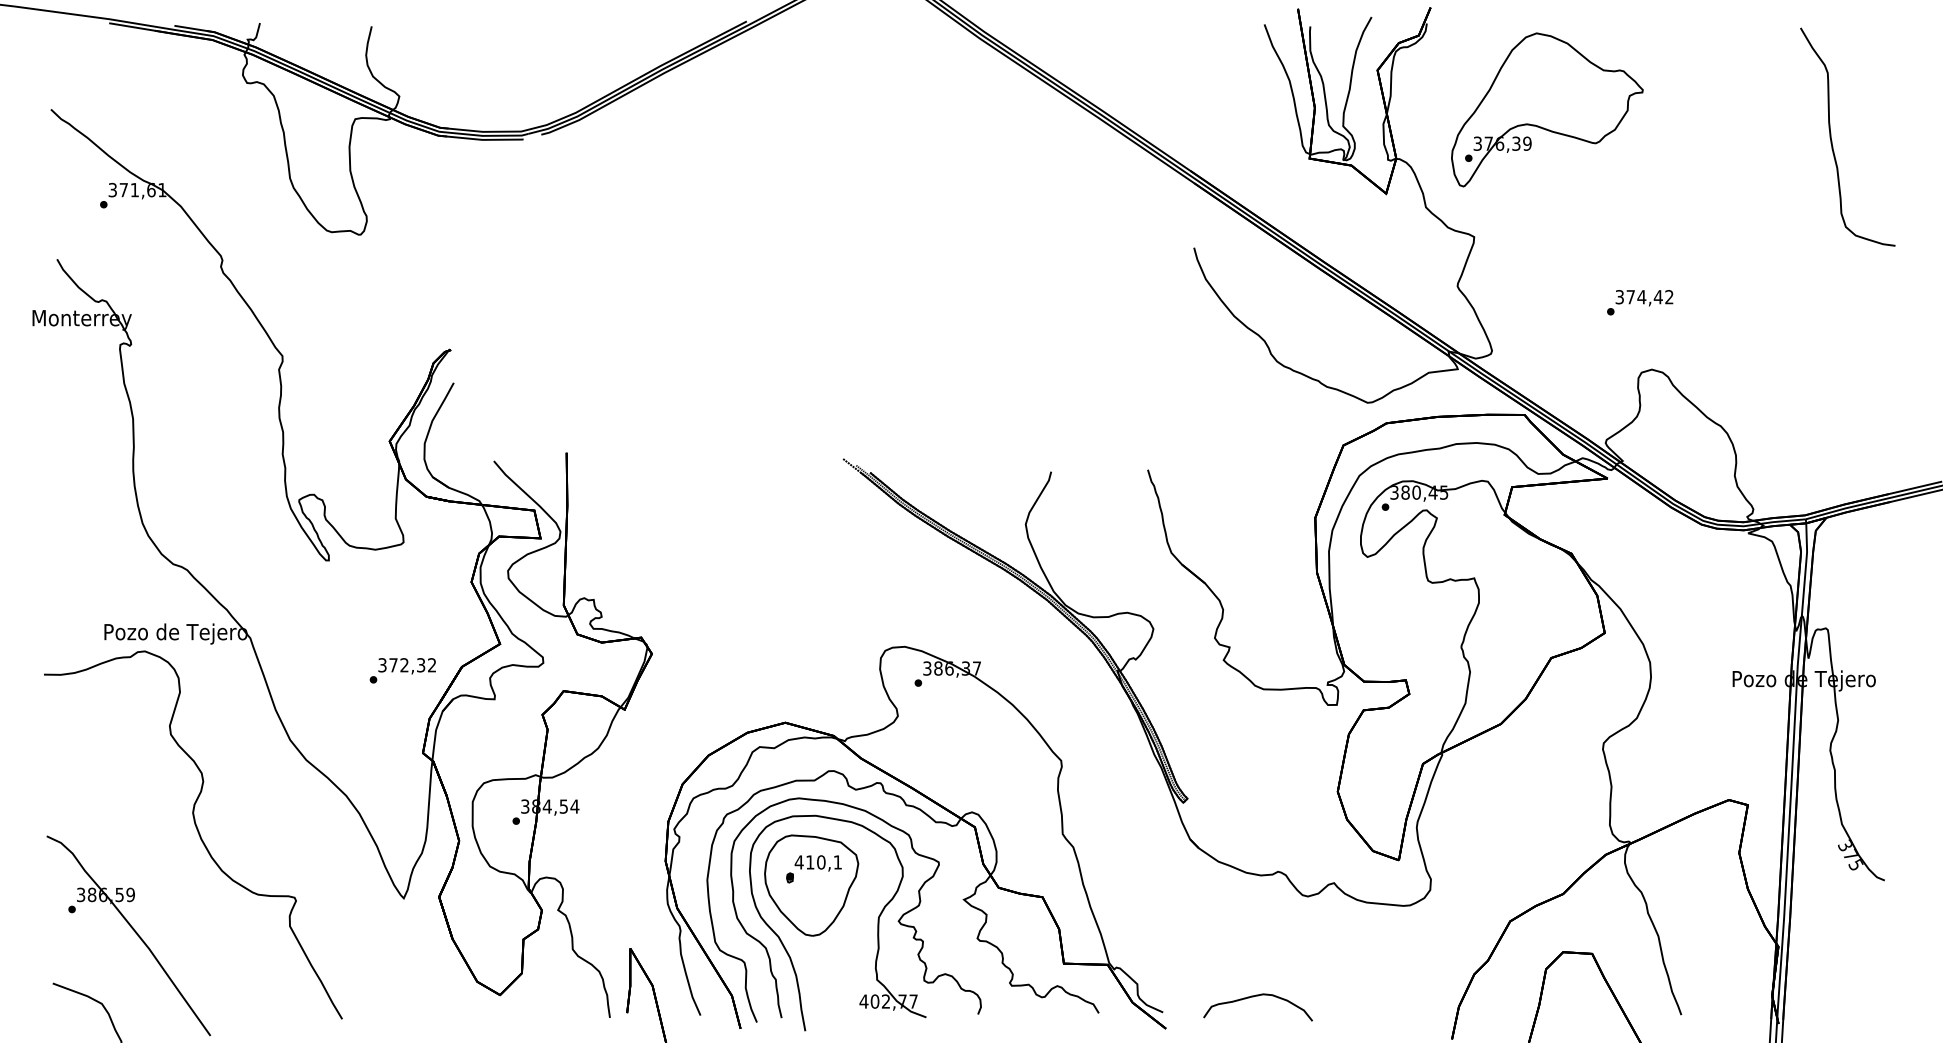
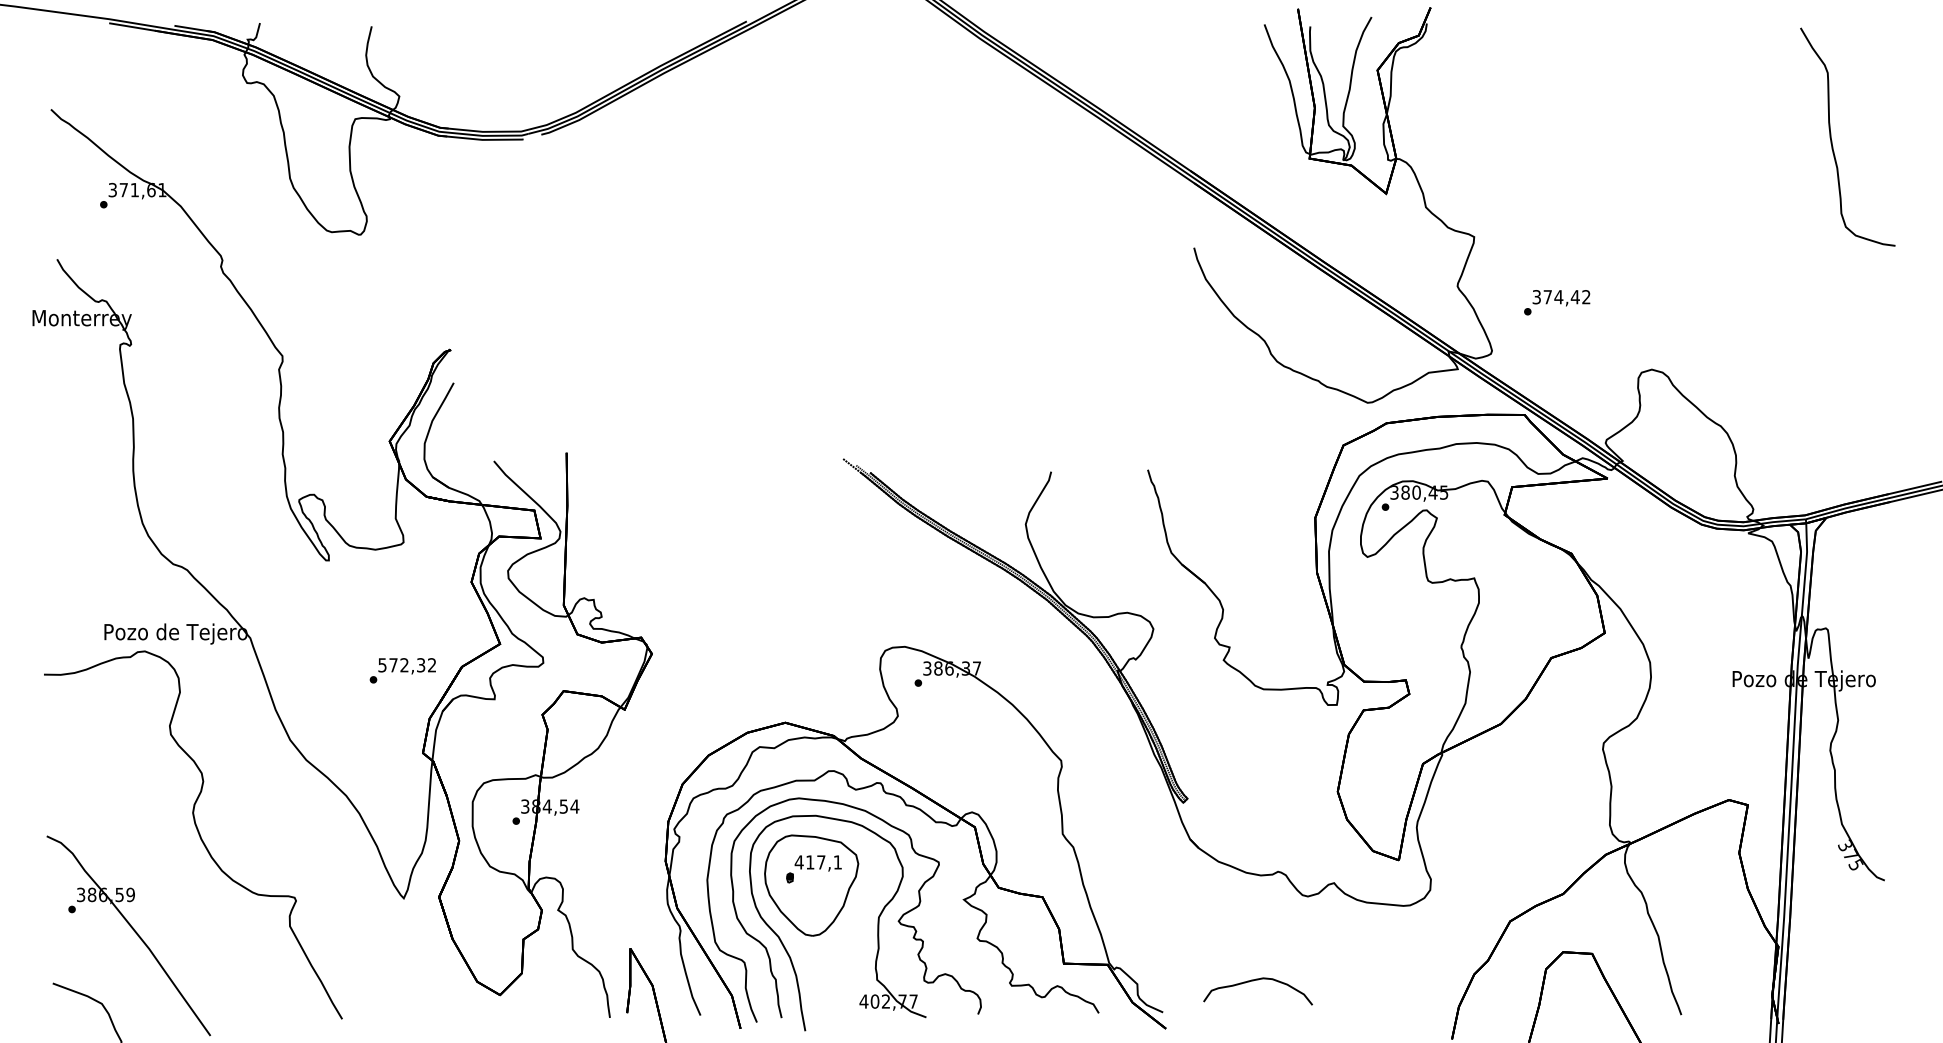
part: present -> none (1547, 109)
text position: (1640, 302) -> (1557, 302) (1557, 302)
text: 372,32 -> 572,32 (382, 664)
text: 410,1 -> 417,1 (821, 862)
curve position: (1253, 997) -> (1253, 981) (1253, 981)
